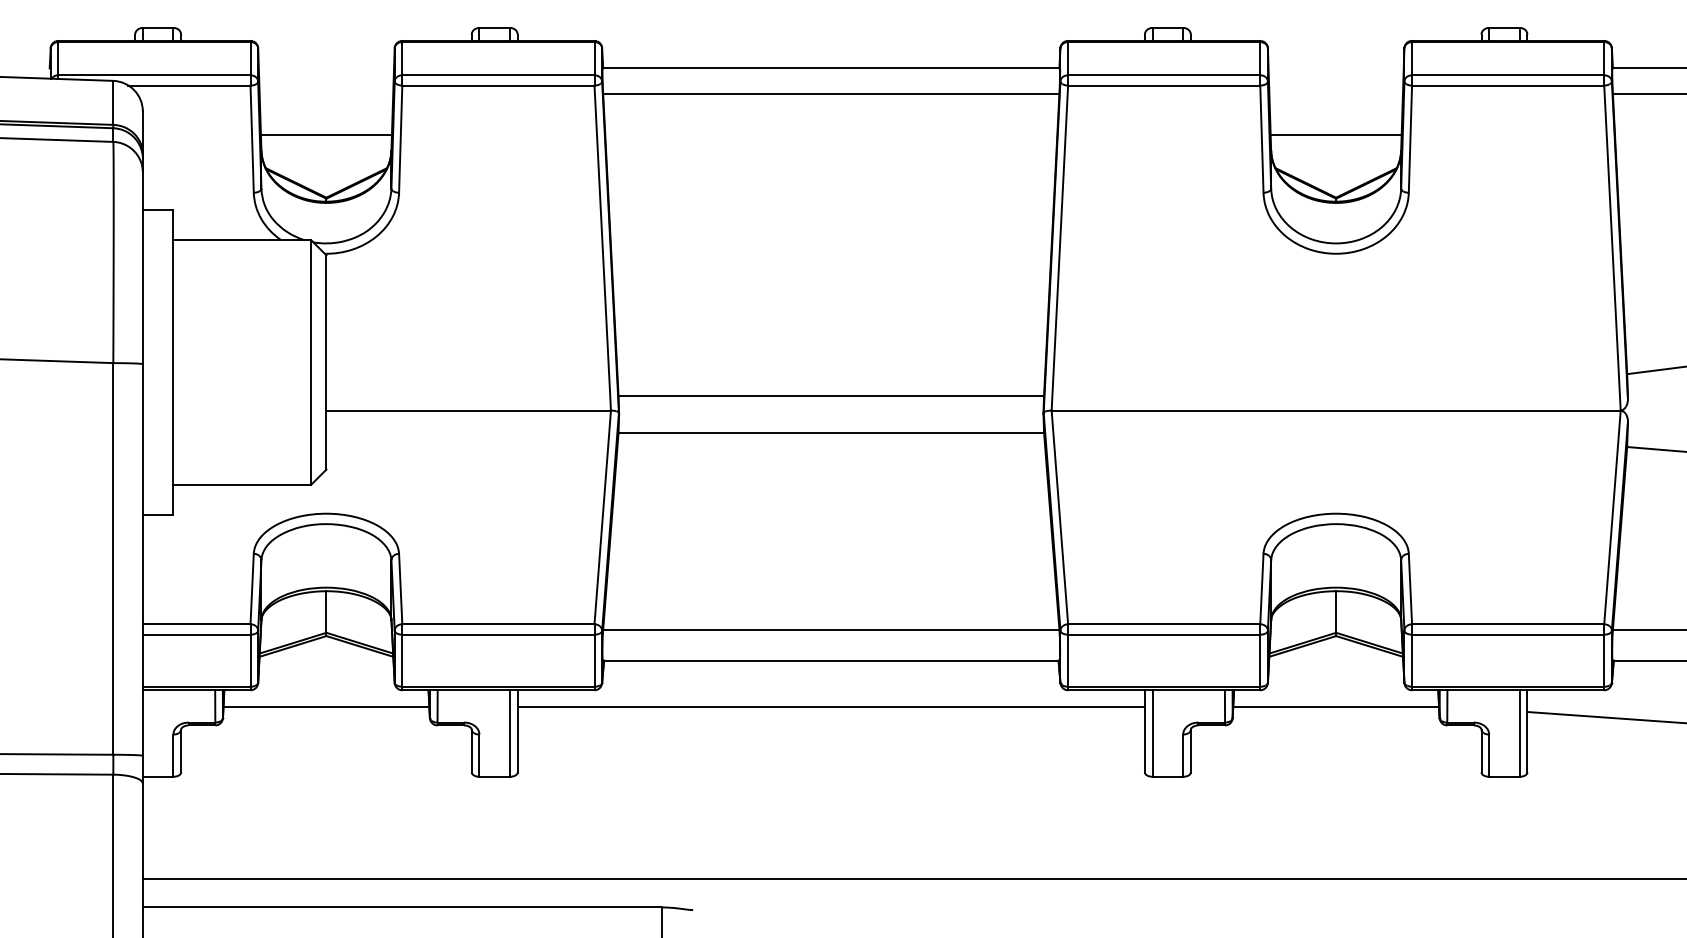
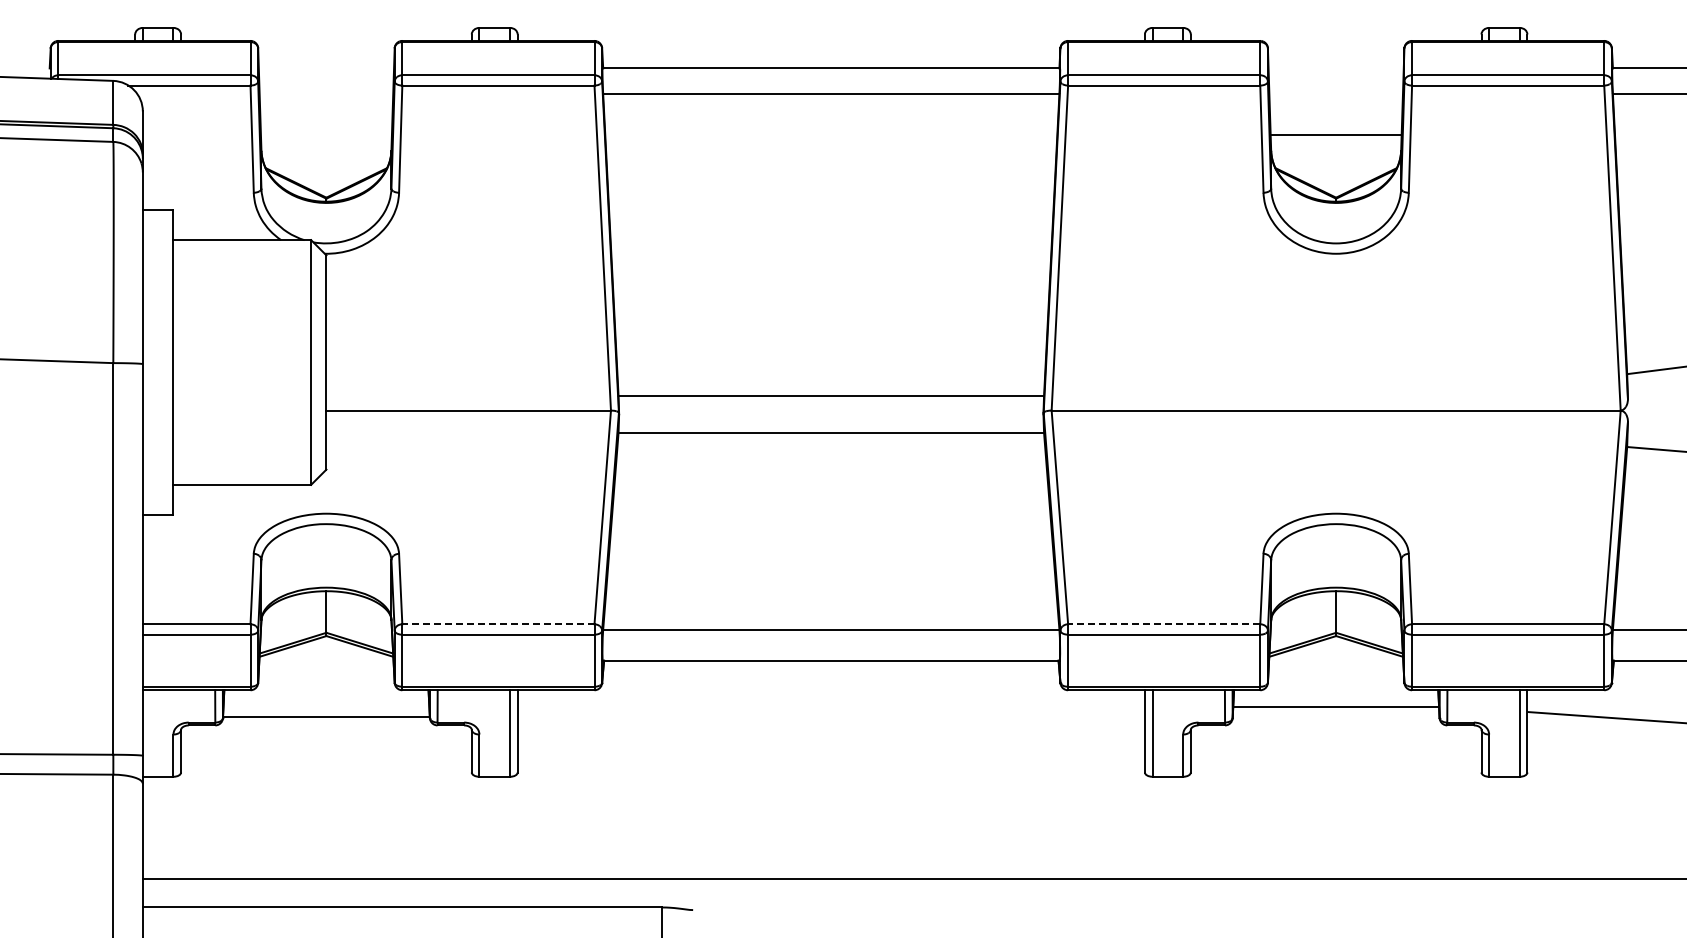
line: present -> none (325, 134)
line: solid -> dashed (497, 624)
line: solid -> dashed (1163, 624)
line position: (326, 707) -> (326, 717) (326, 717)
line: present -> none (830, 707)
